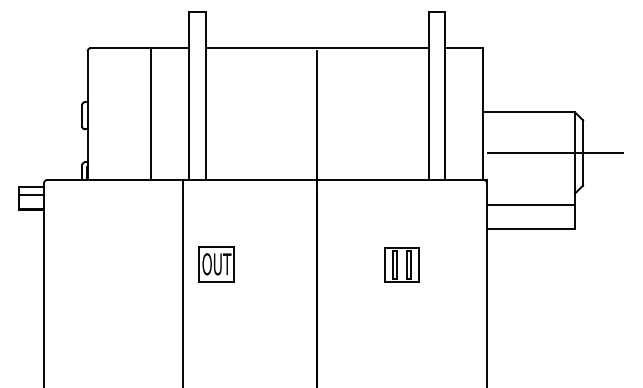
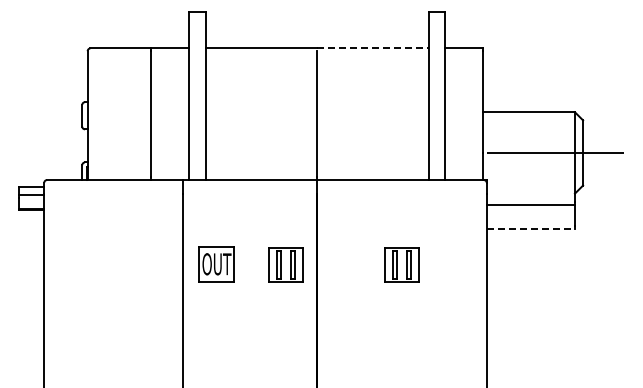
line: solid -> dashed (372, 48)
line: solid -> dashed (531, 228)
part: none -> present (285, 264)
